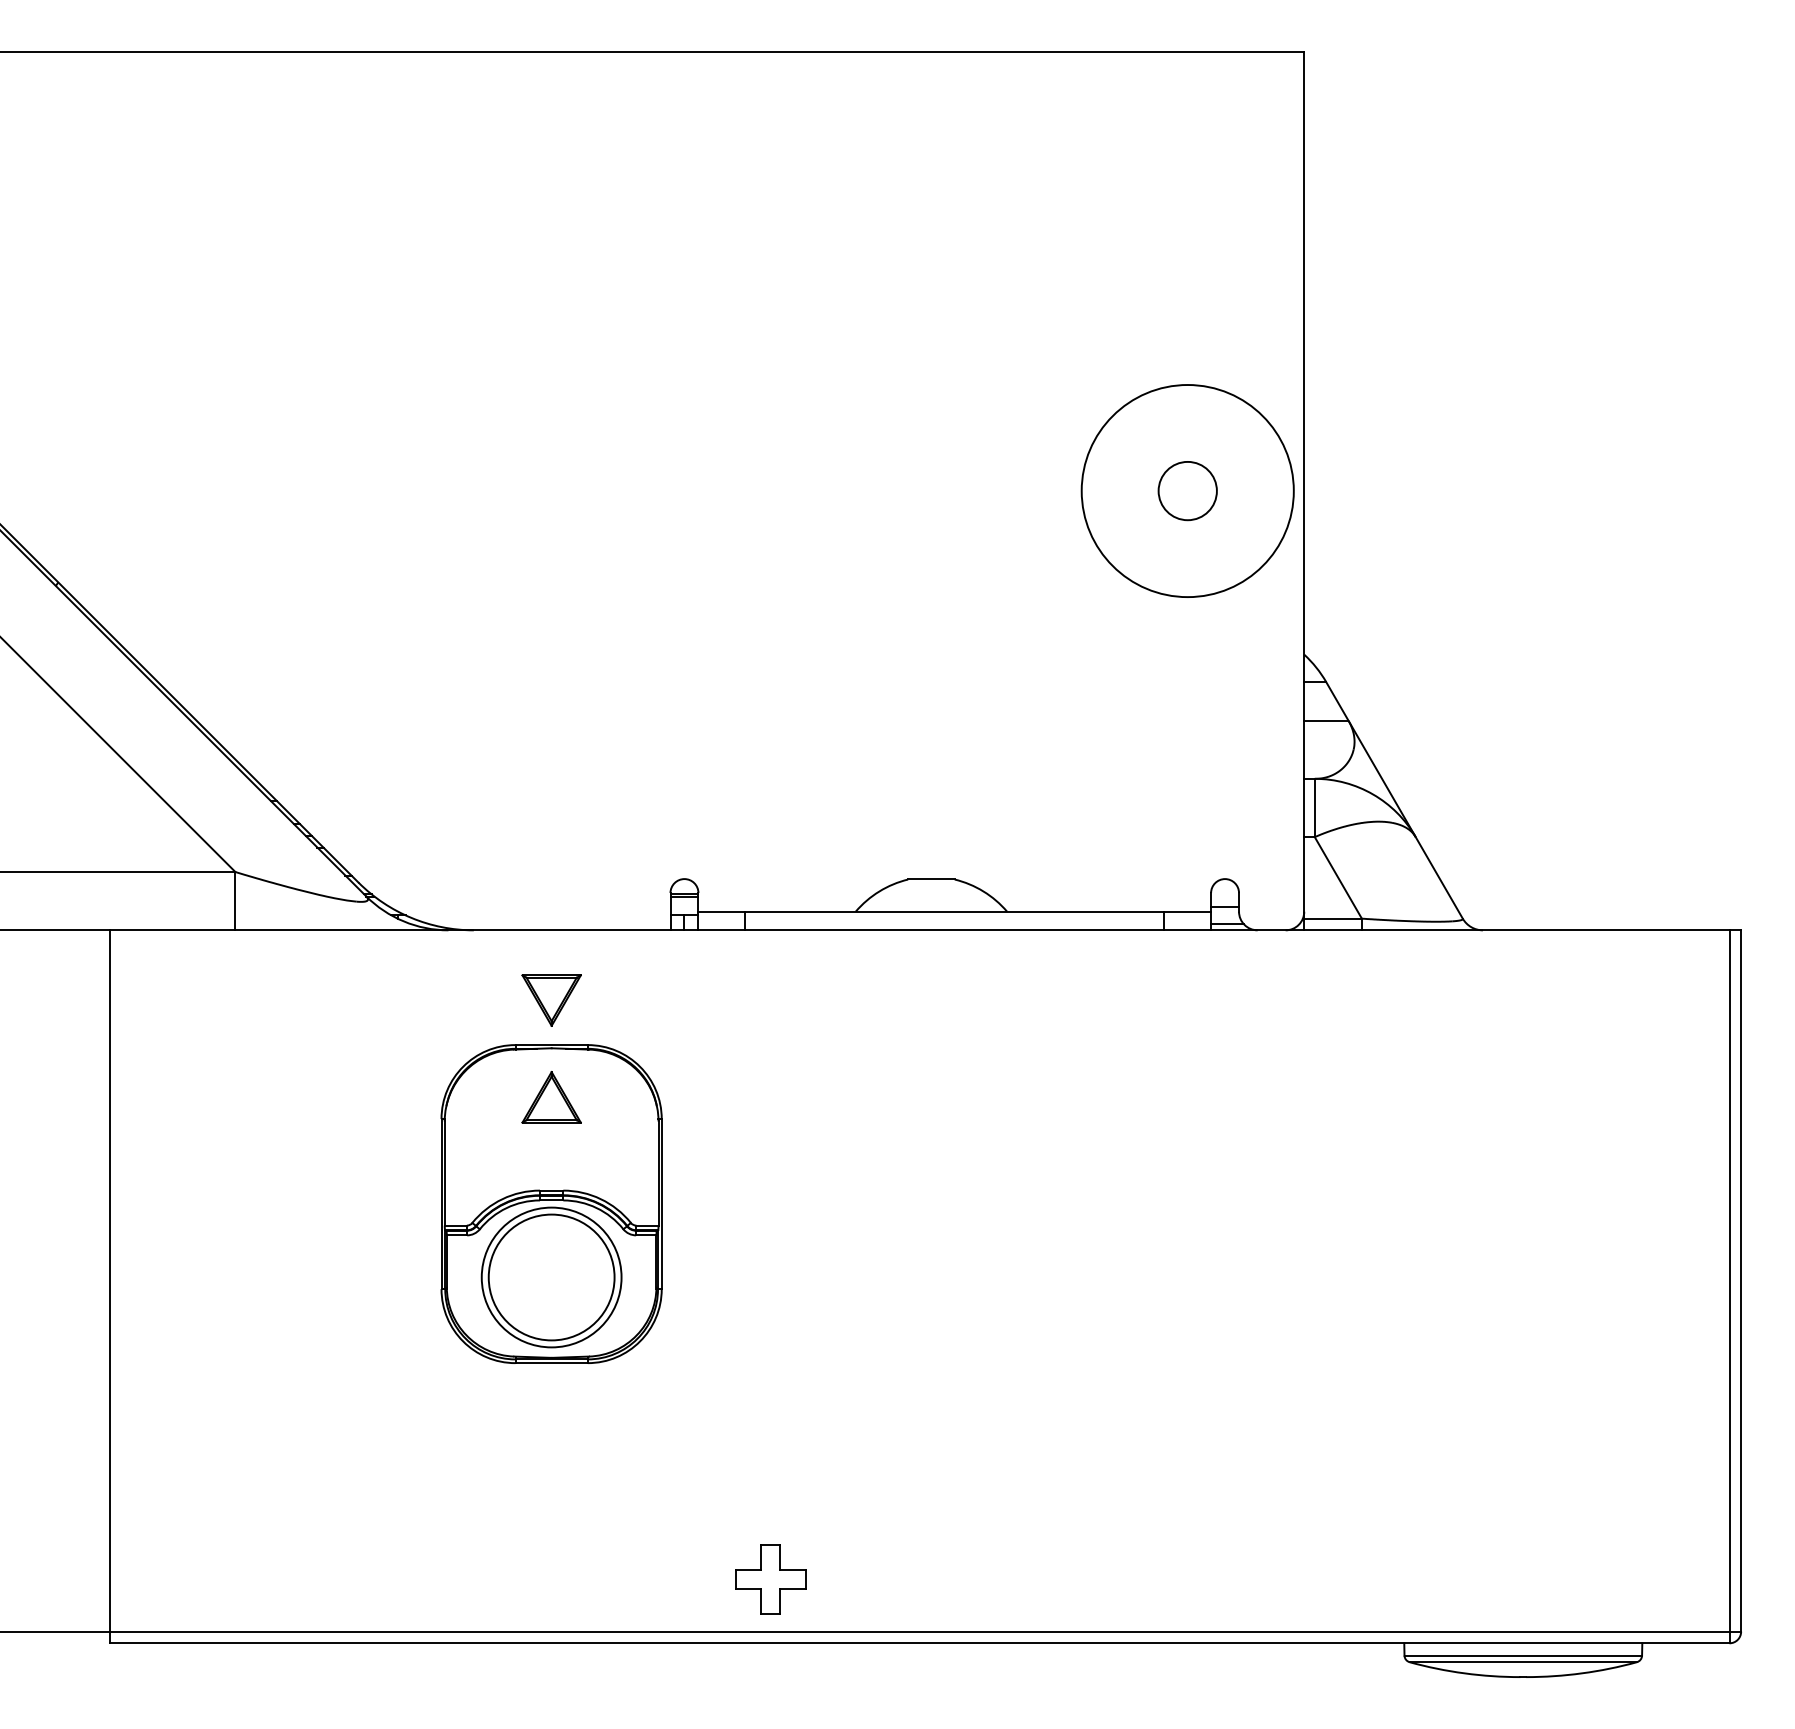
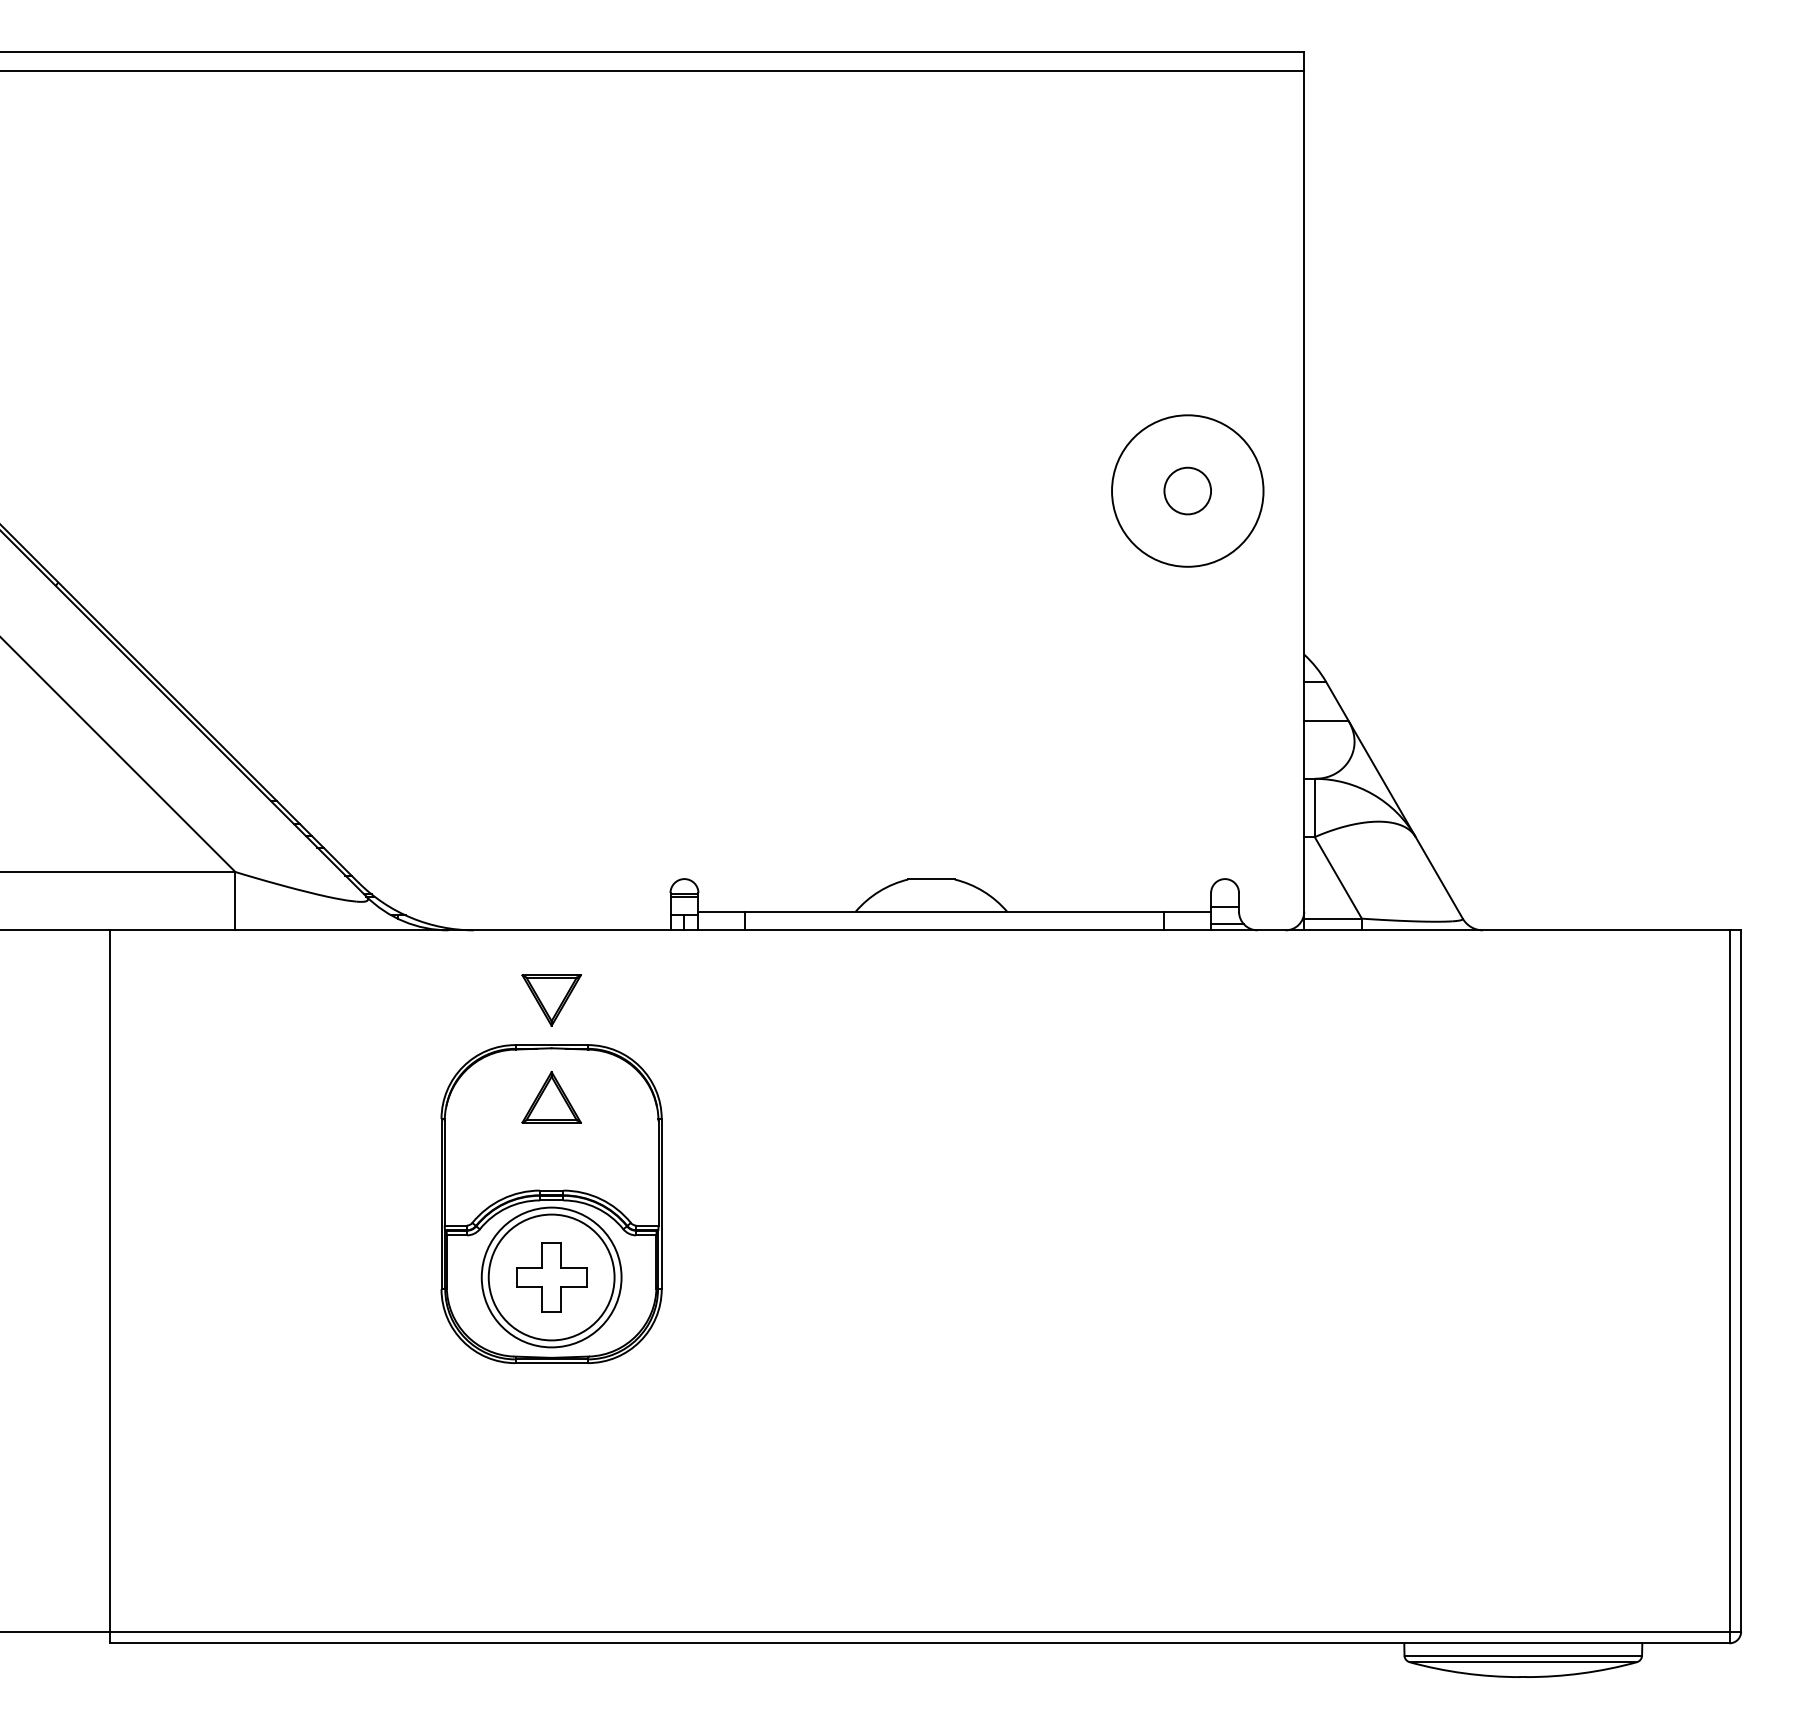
line: none -> present (653, 70)
circle diameter: 58 px -> 47 px (1187, 490)
circle diameter: 212 px -> 152 px (1187, 490)
part position: (770, 1579) -> (551, 1277) (551, 1277)
